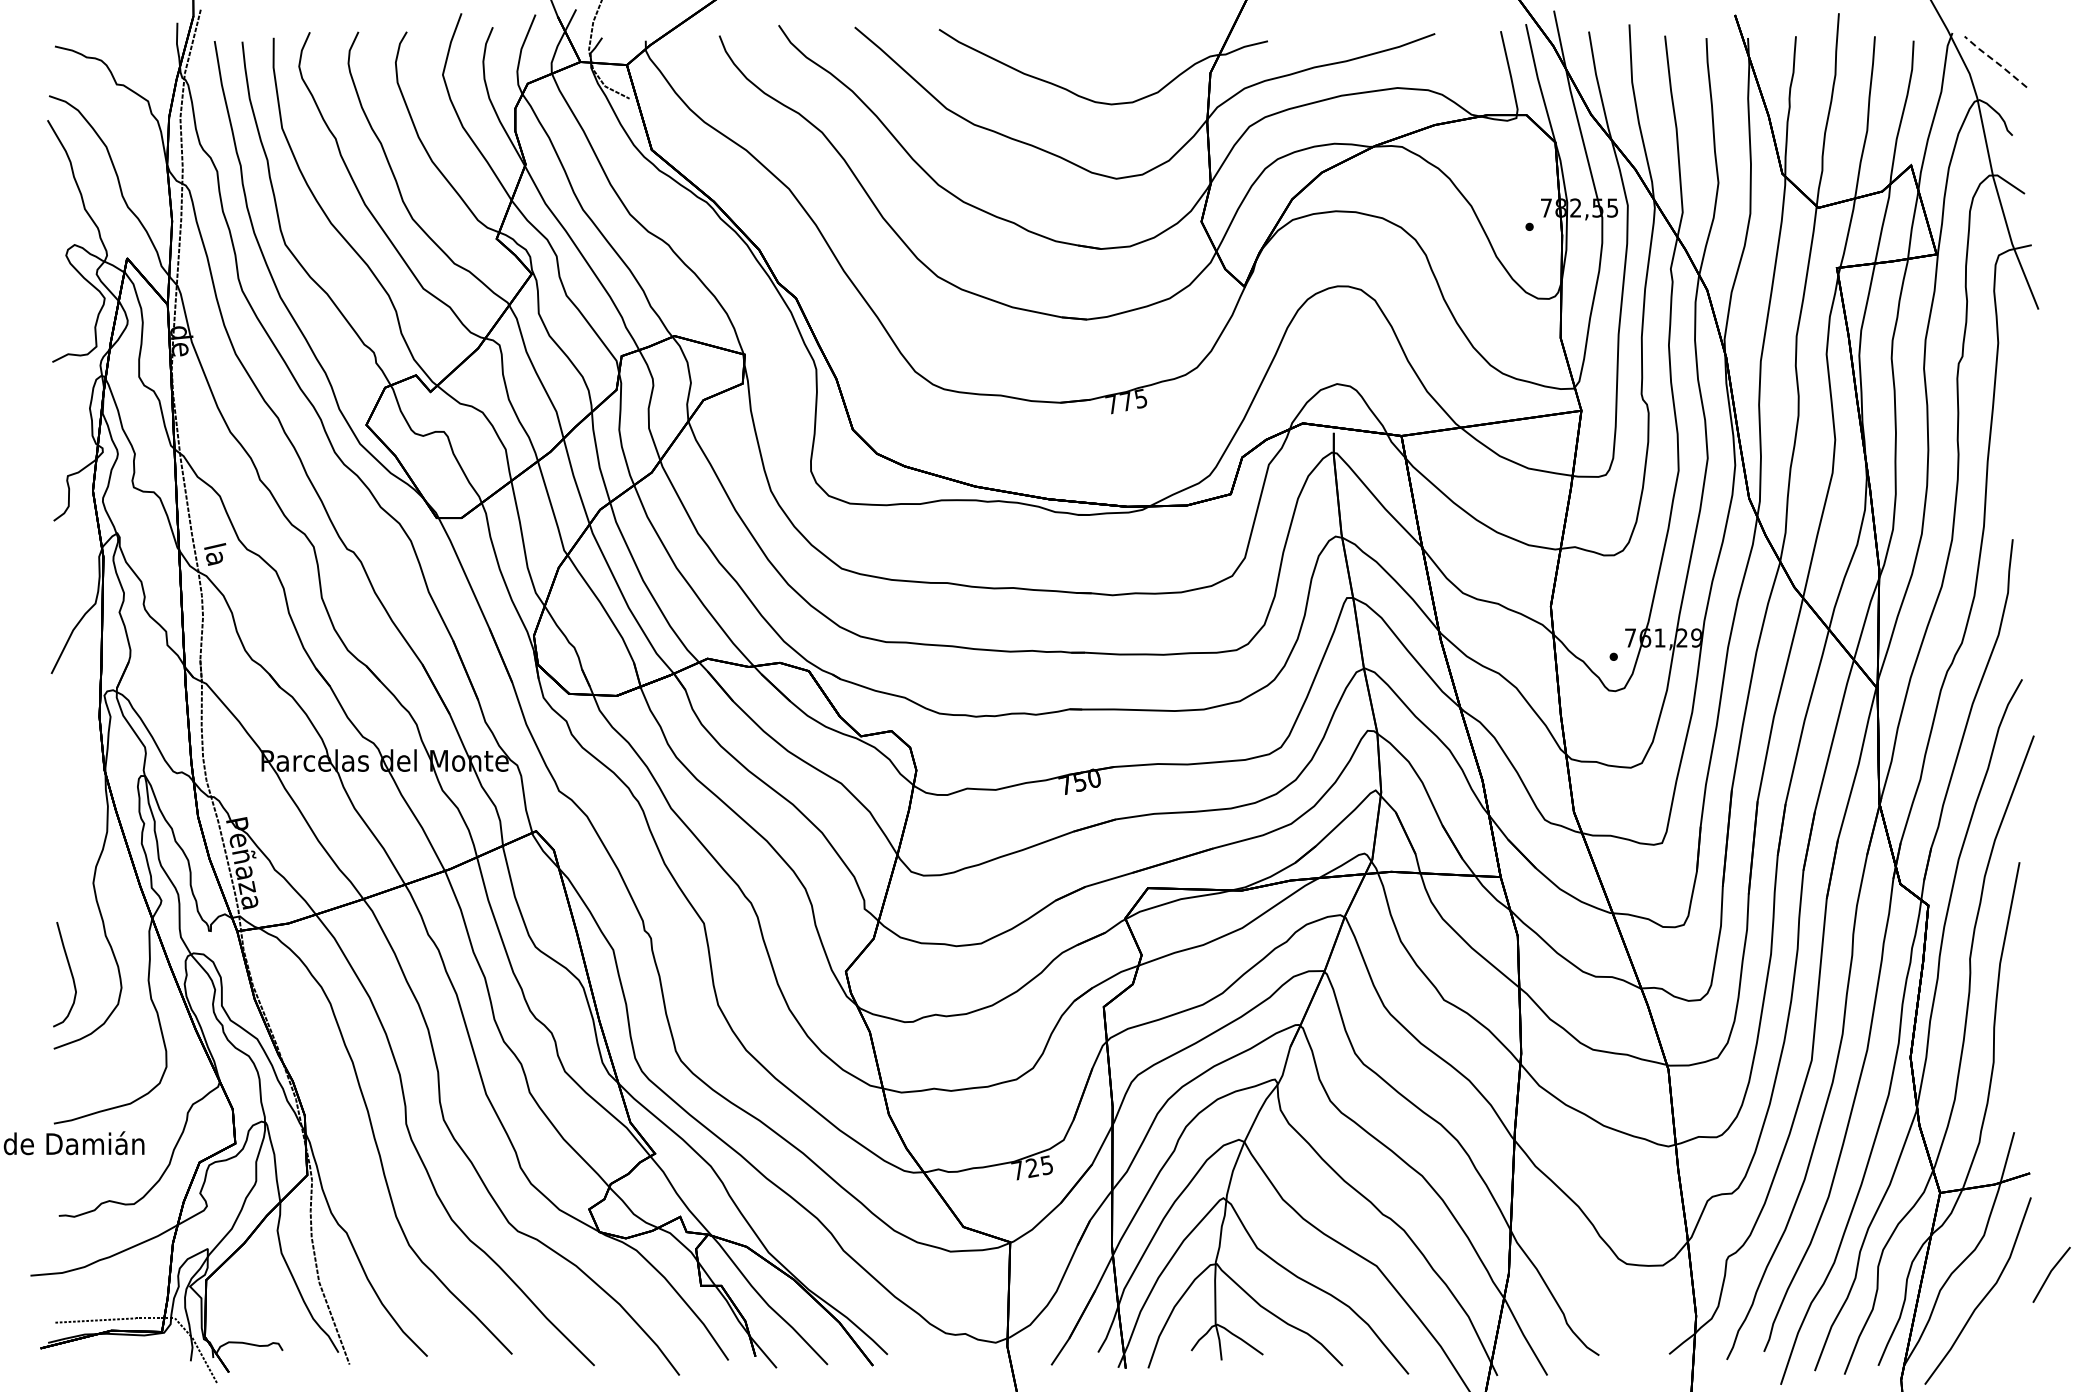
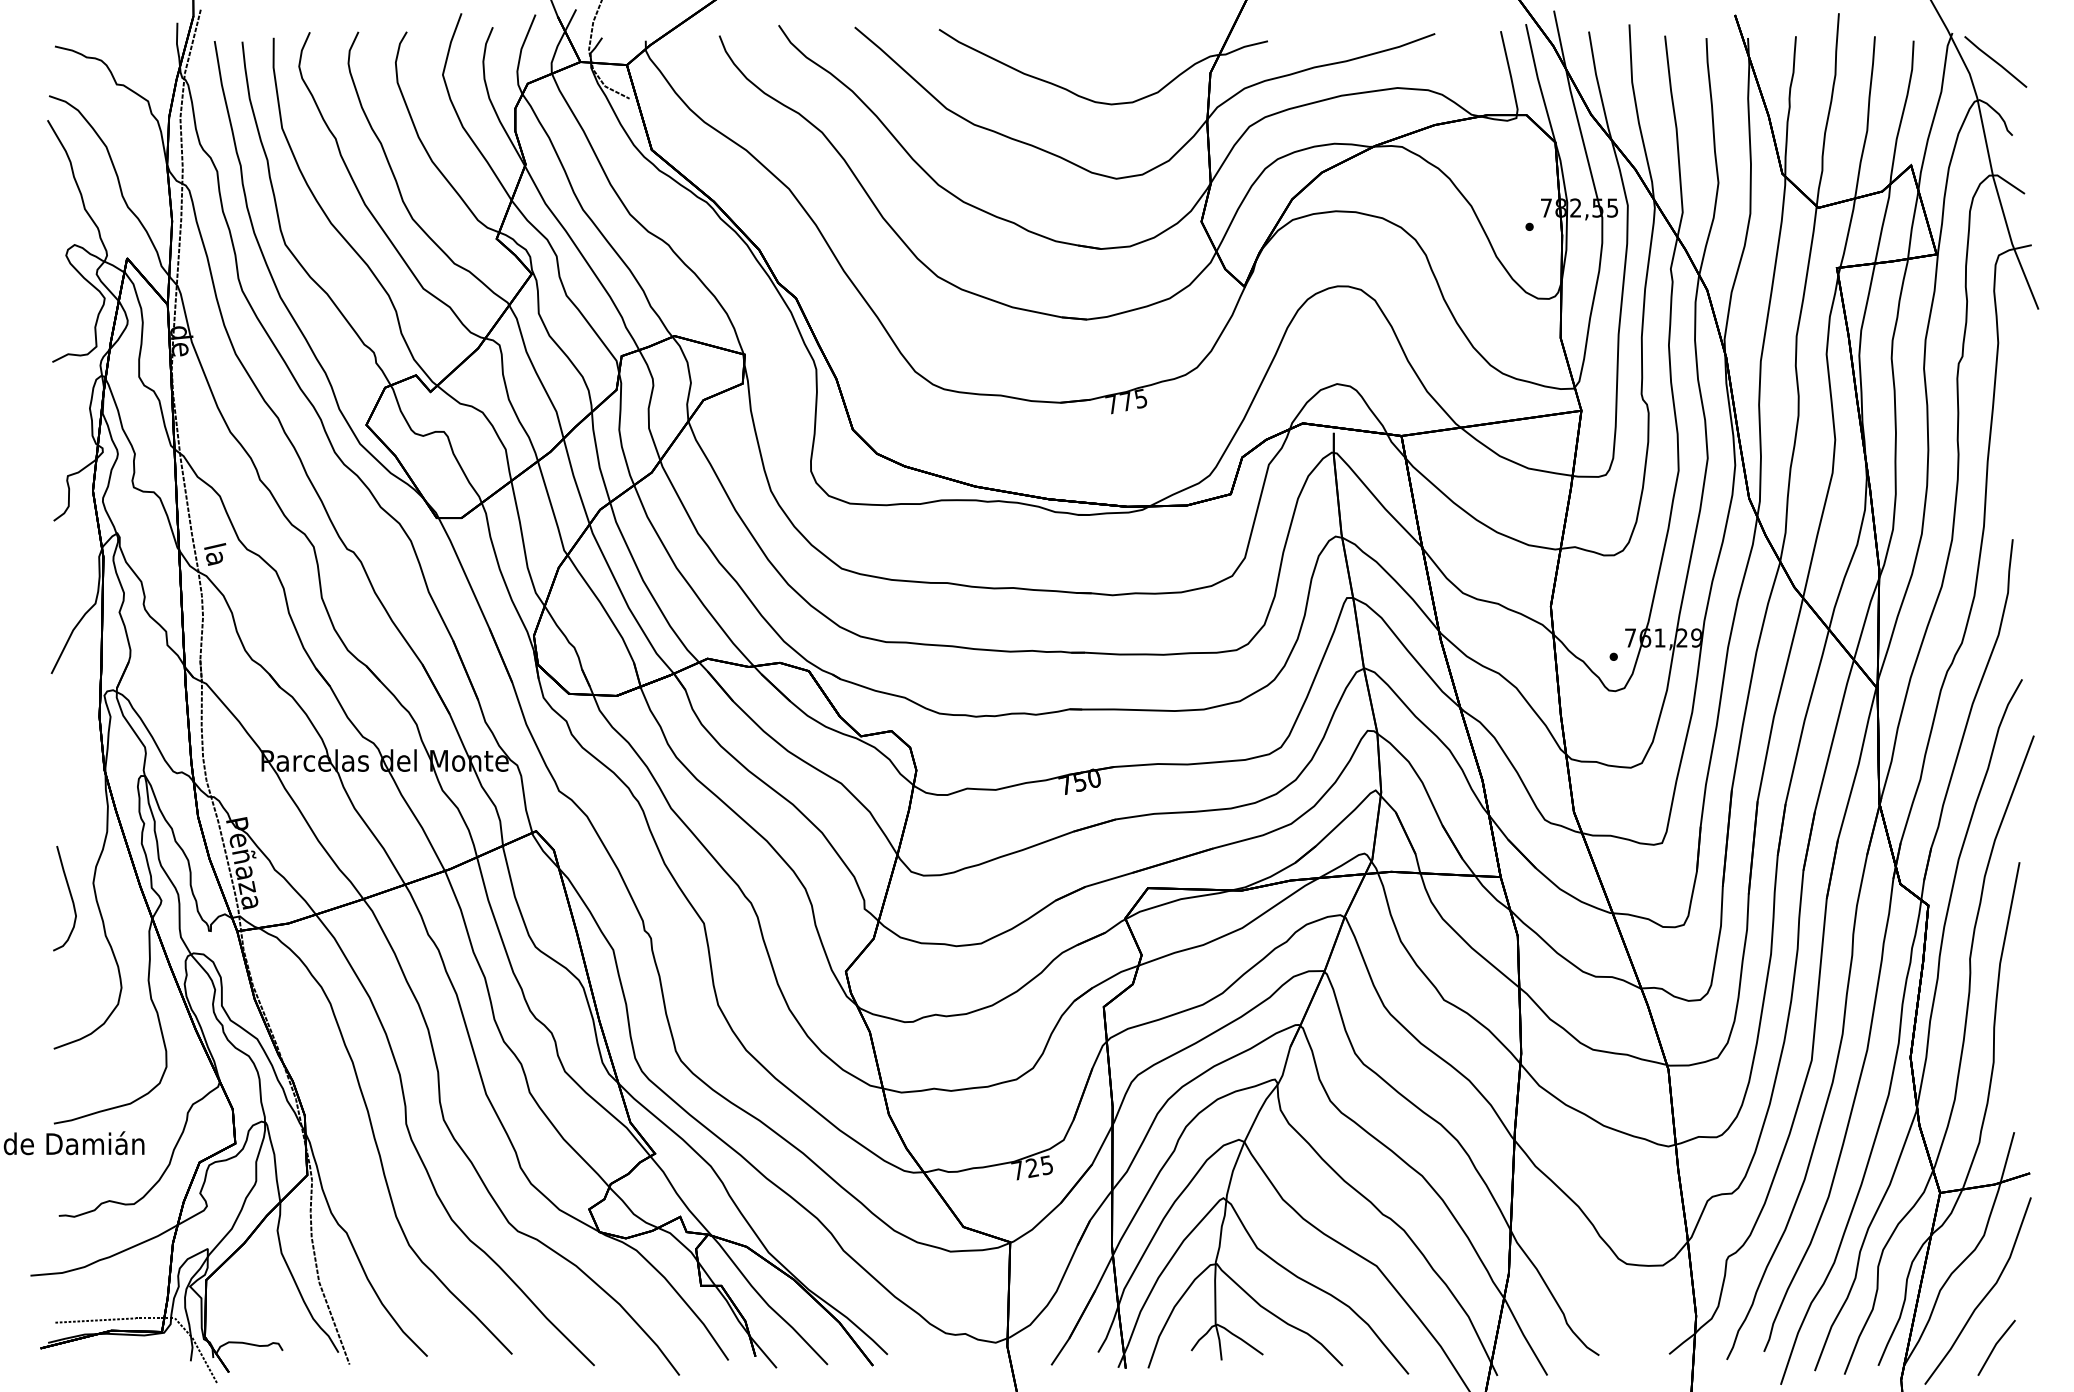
line: dashed -> solid (1996, 62)
curve position: (70, 973) -> (70, 897) (70, 897)
line position: (2050, 1274) -> (1995, 1347) (1995, 1347)
